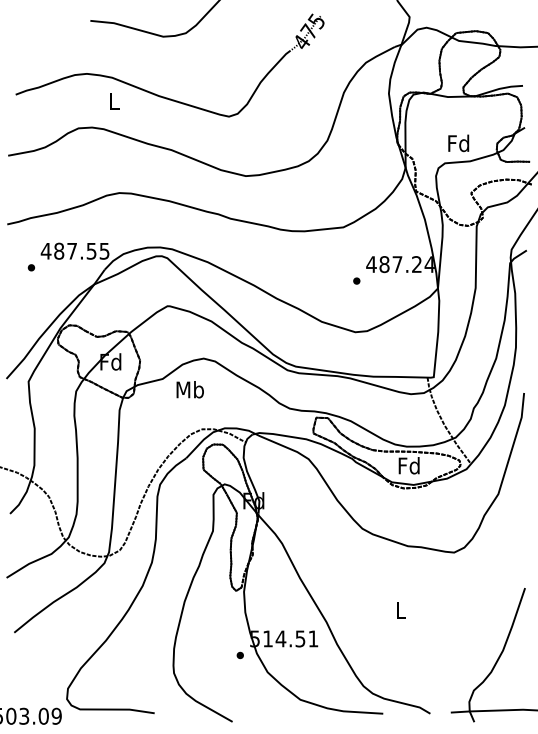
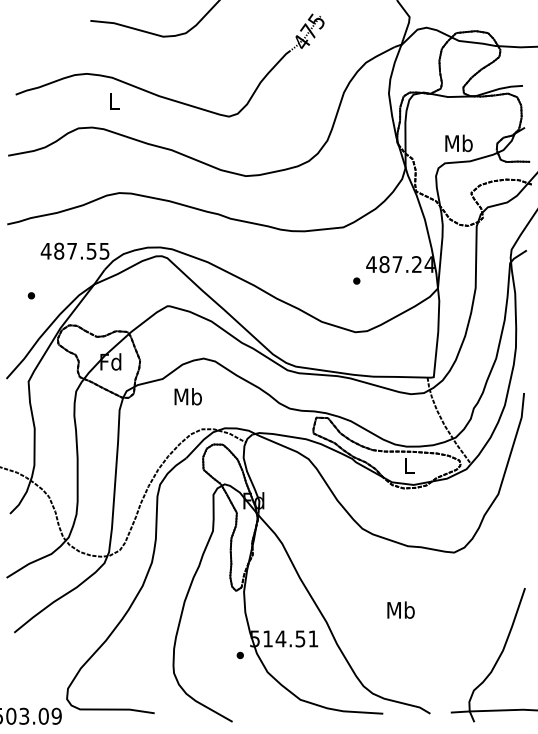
text: Fd -> Mb (458, 143)
part position: (31, 267) -> (31, 295) (31, 295)
text position: (189, 389) -> (187, 396) (187, 396)
text: Fd -> L (408, 465)
text: L -> Mb (400, 609)
